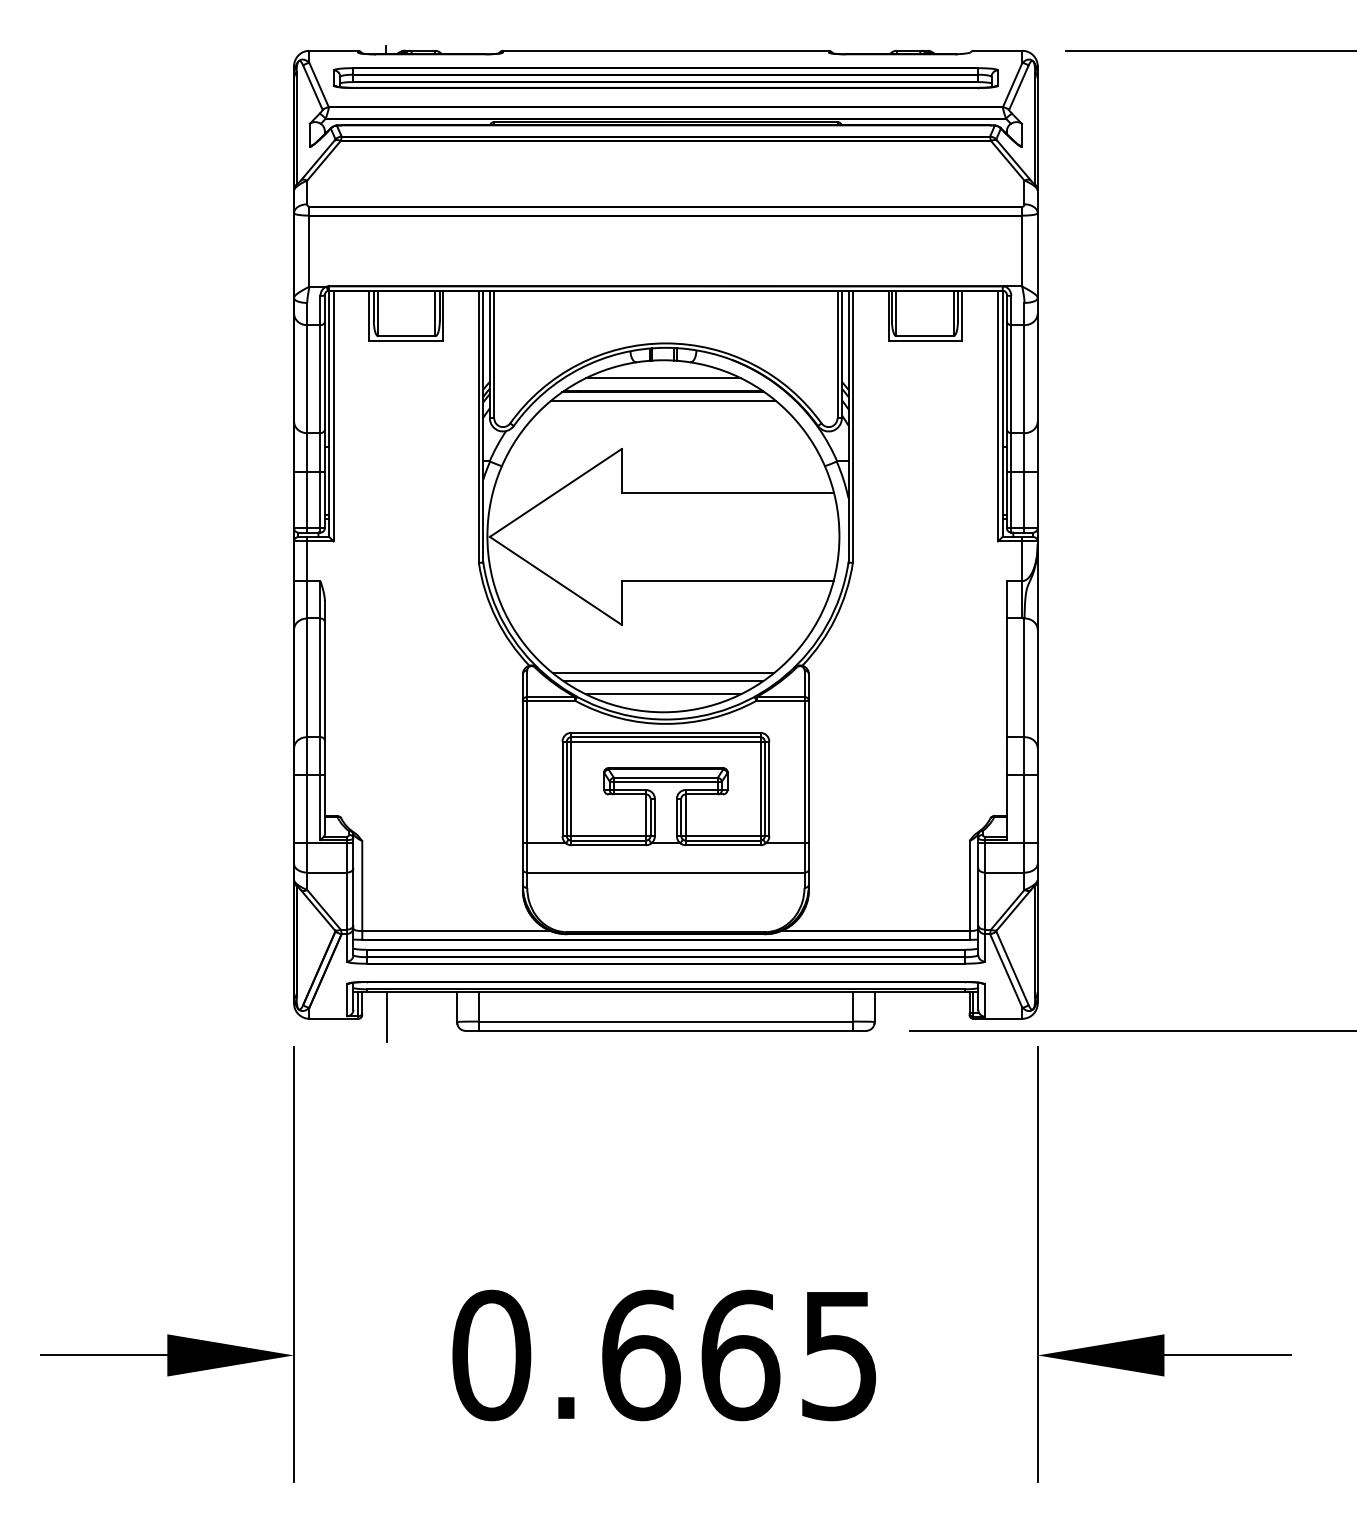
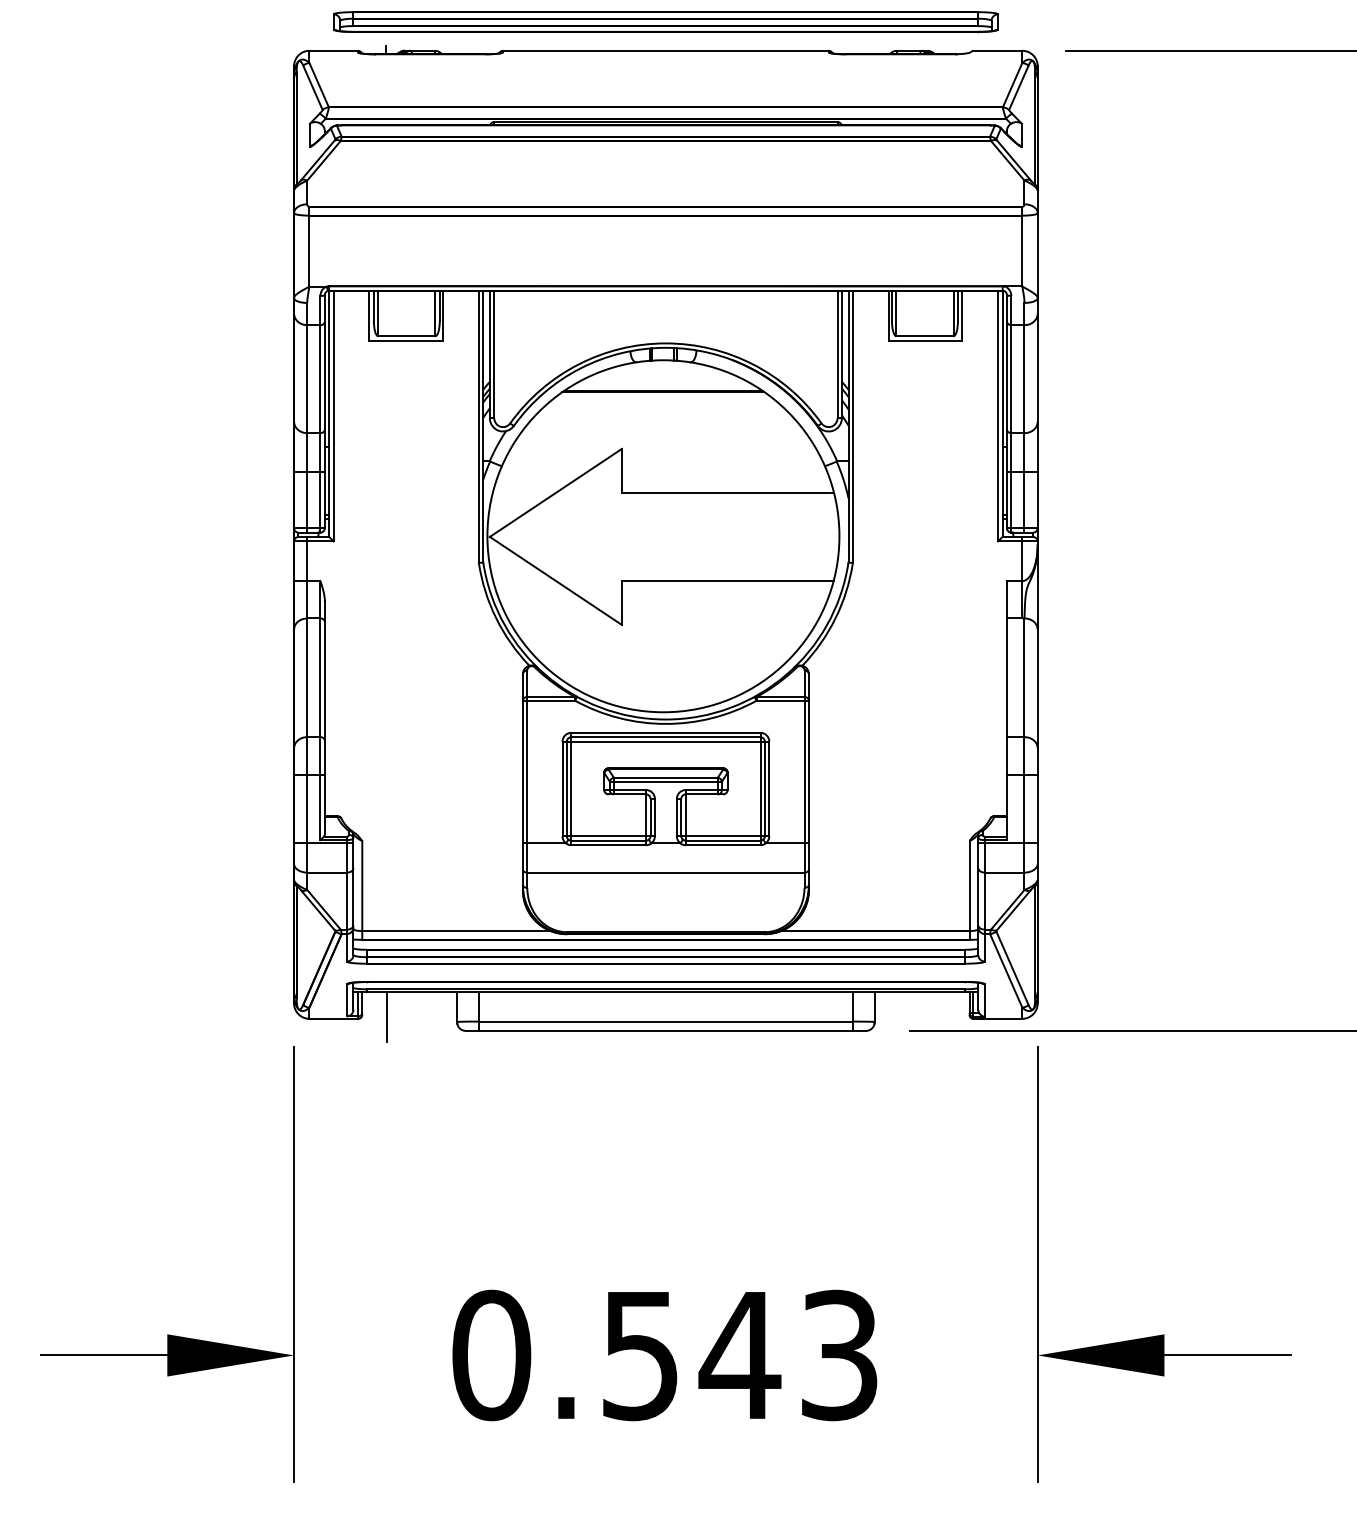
part position: (665, 78) -> (665, 22) (665, 22)
line: present -> none (663, 378)
line: present -> none (663, 400)
line: present -> none (663, 673)
line: present -> none (662, 681)
line: present -> none (663, 694)
text: 0.665 -> 0.543 (739, 1355)
